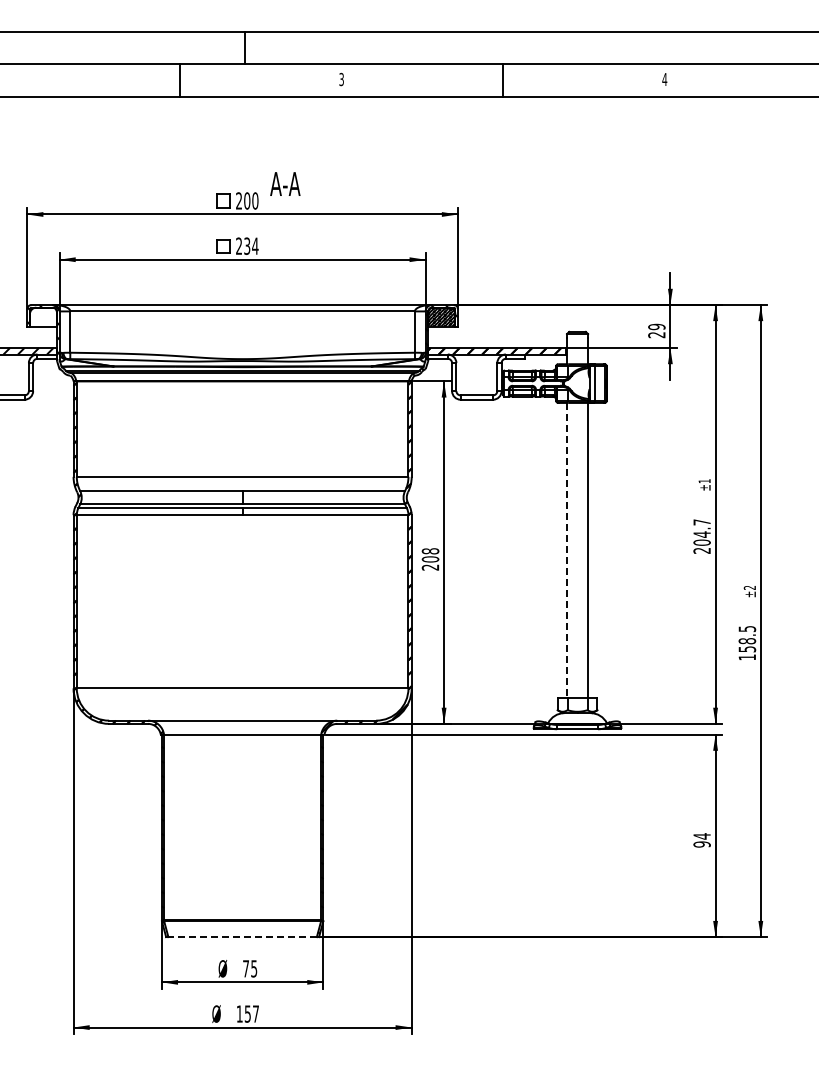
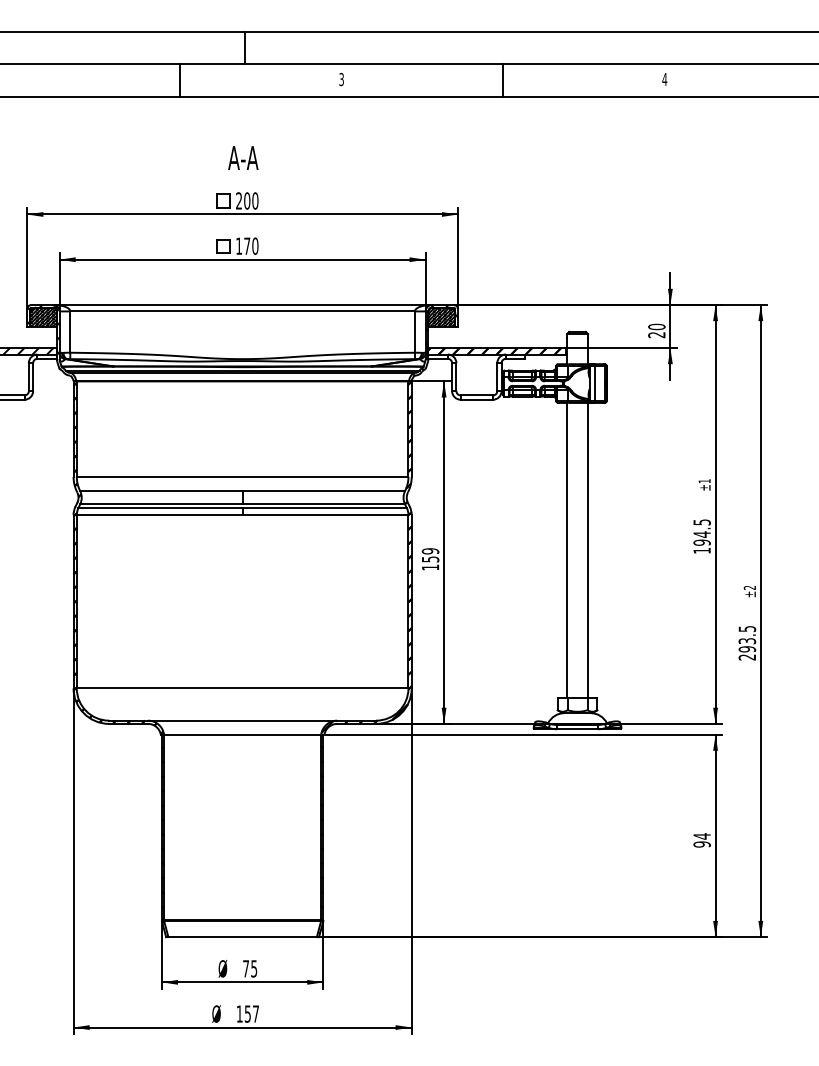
text position: (285, 183) -> (243, 157) (243, 157)
text: 234 -> 170 (247, 245)
hatch: none -> present (42, 316)
text: 29 -> 20 (656, 327)
text: 204.7 -> 194.5 (701, 536)
line: dashed -> solid (566, 550)
text: 208 -> 159 (430, 559)
text: 158.5 -> 293.5 (747, 649)
line: dashed -> solid (242, 937)
